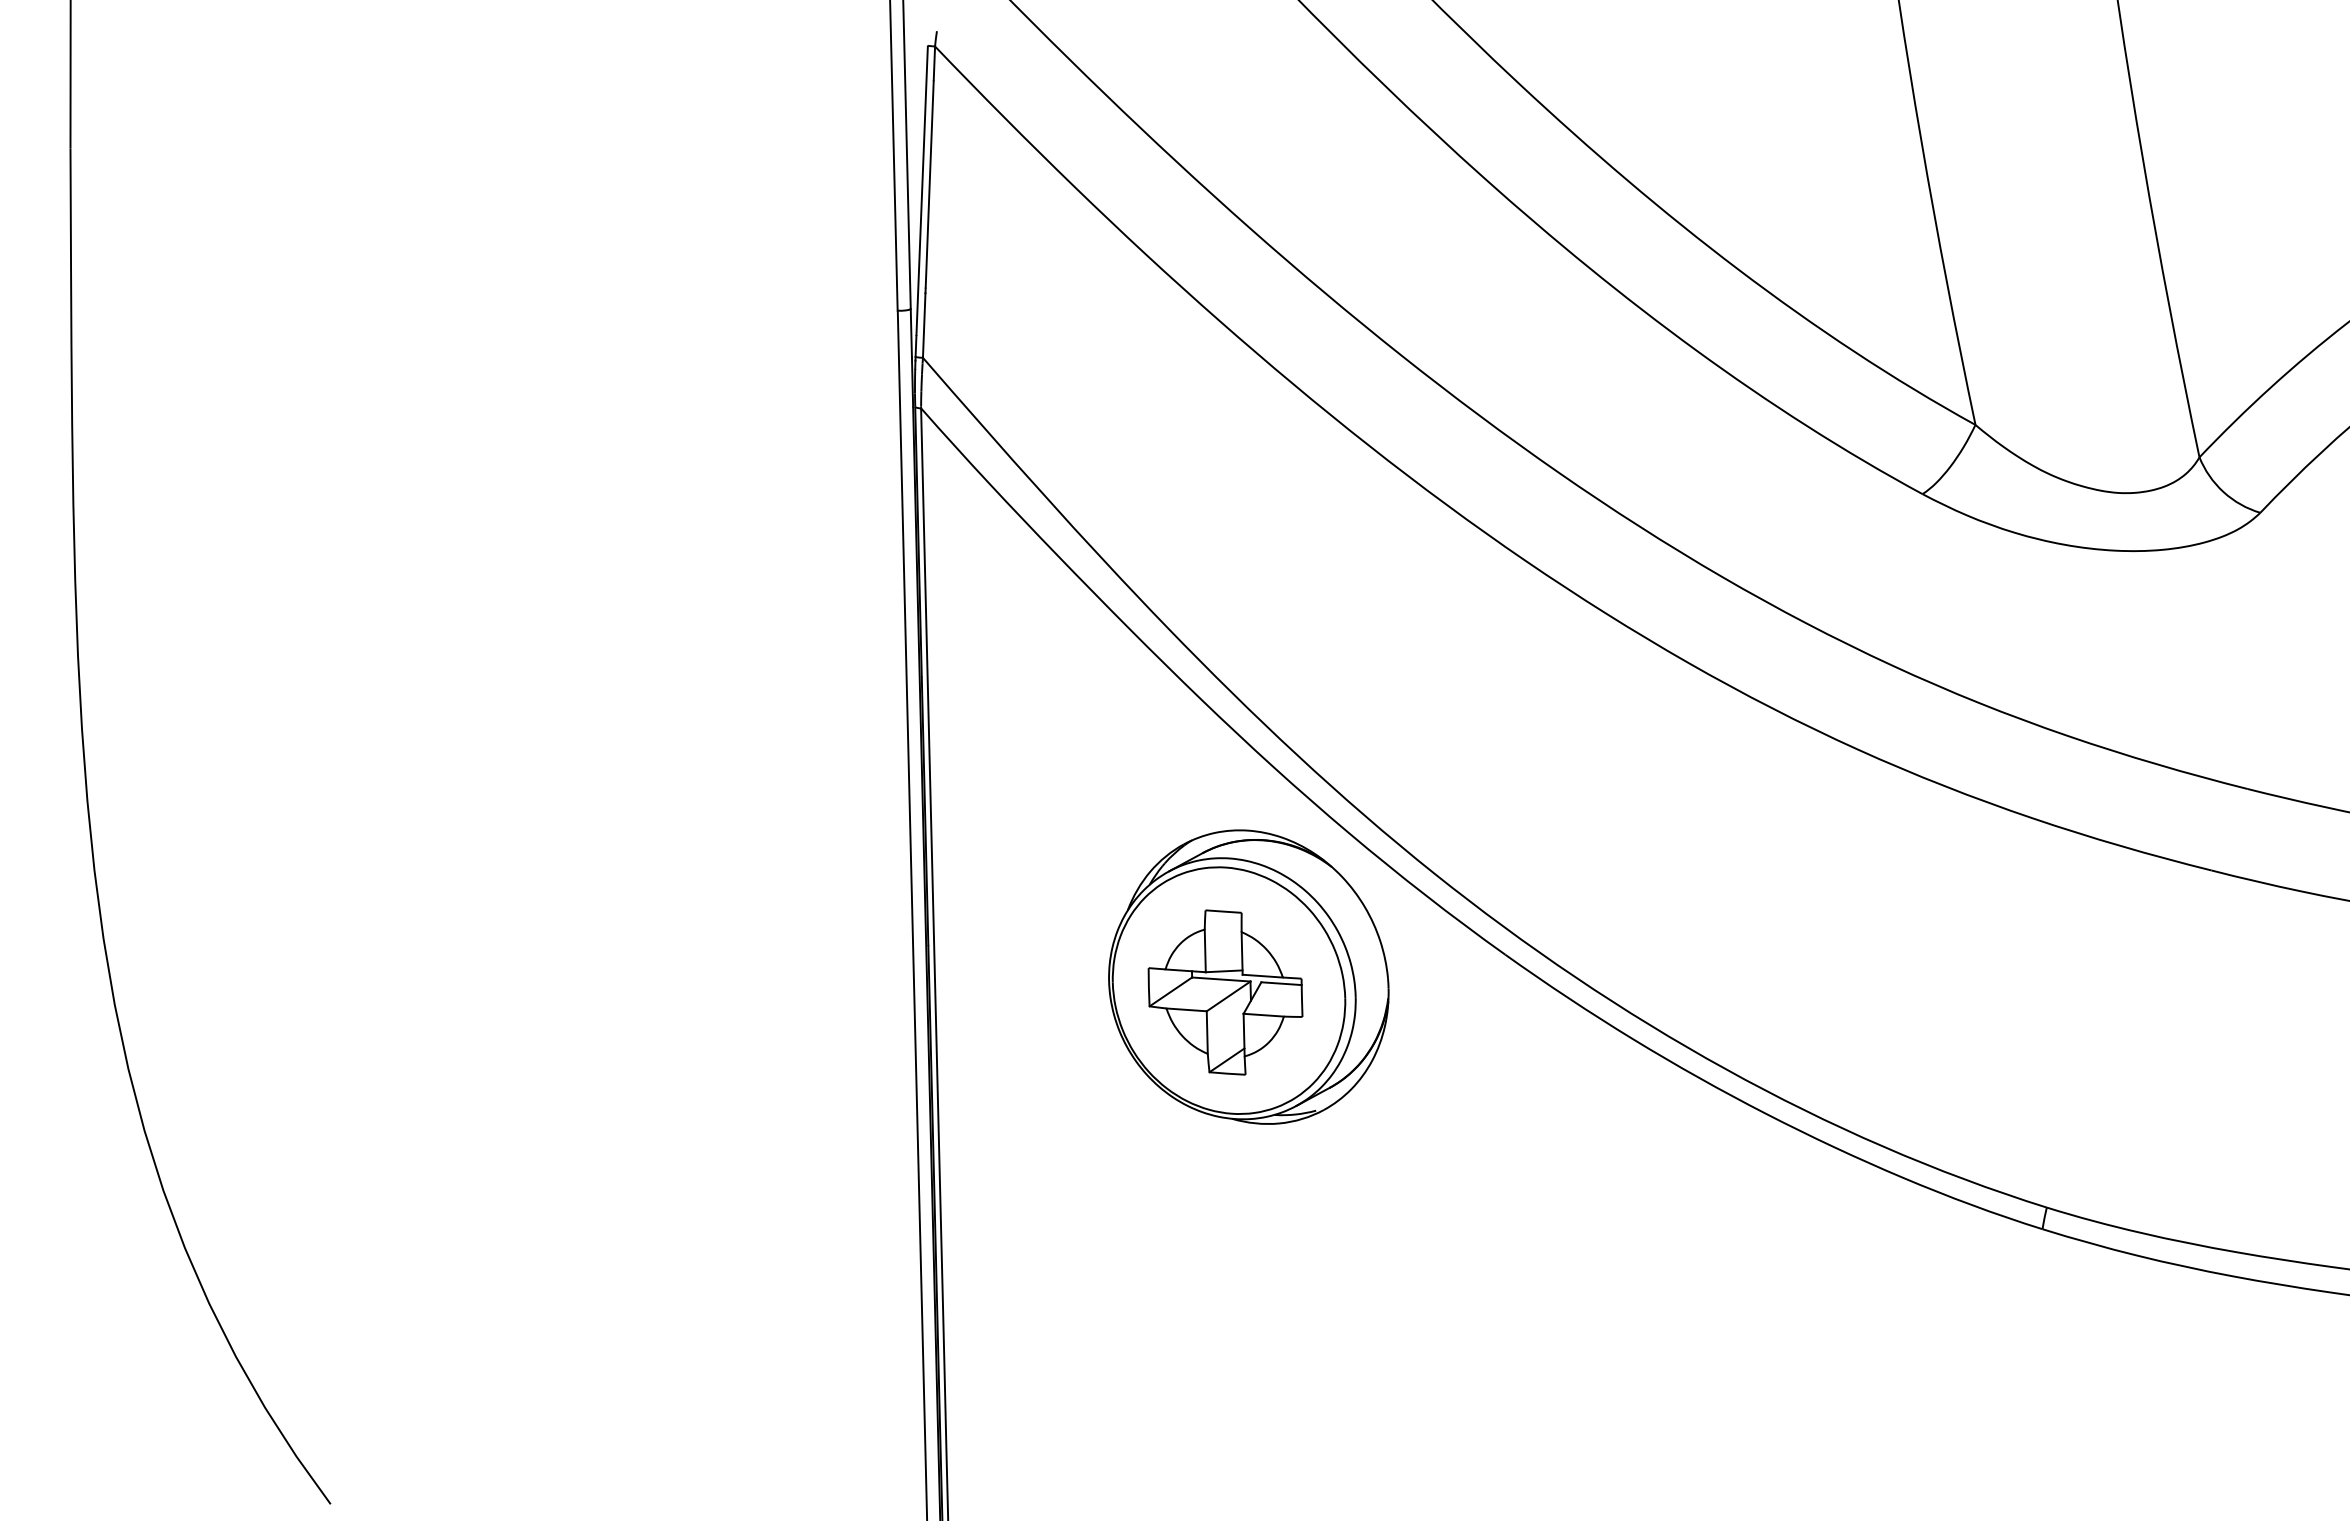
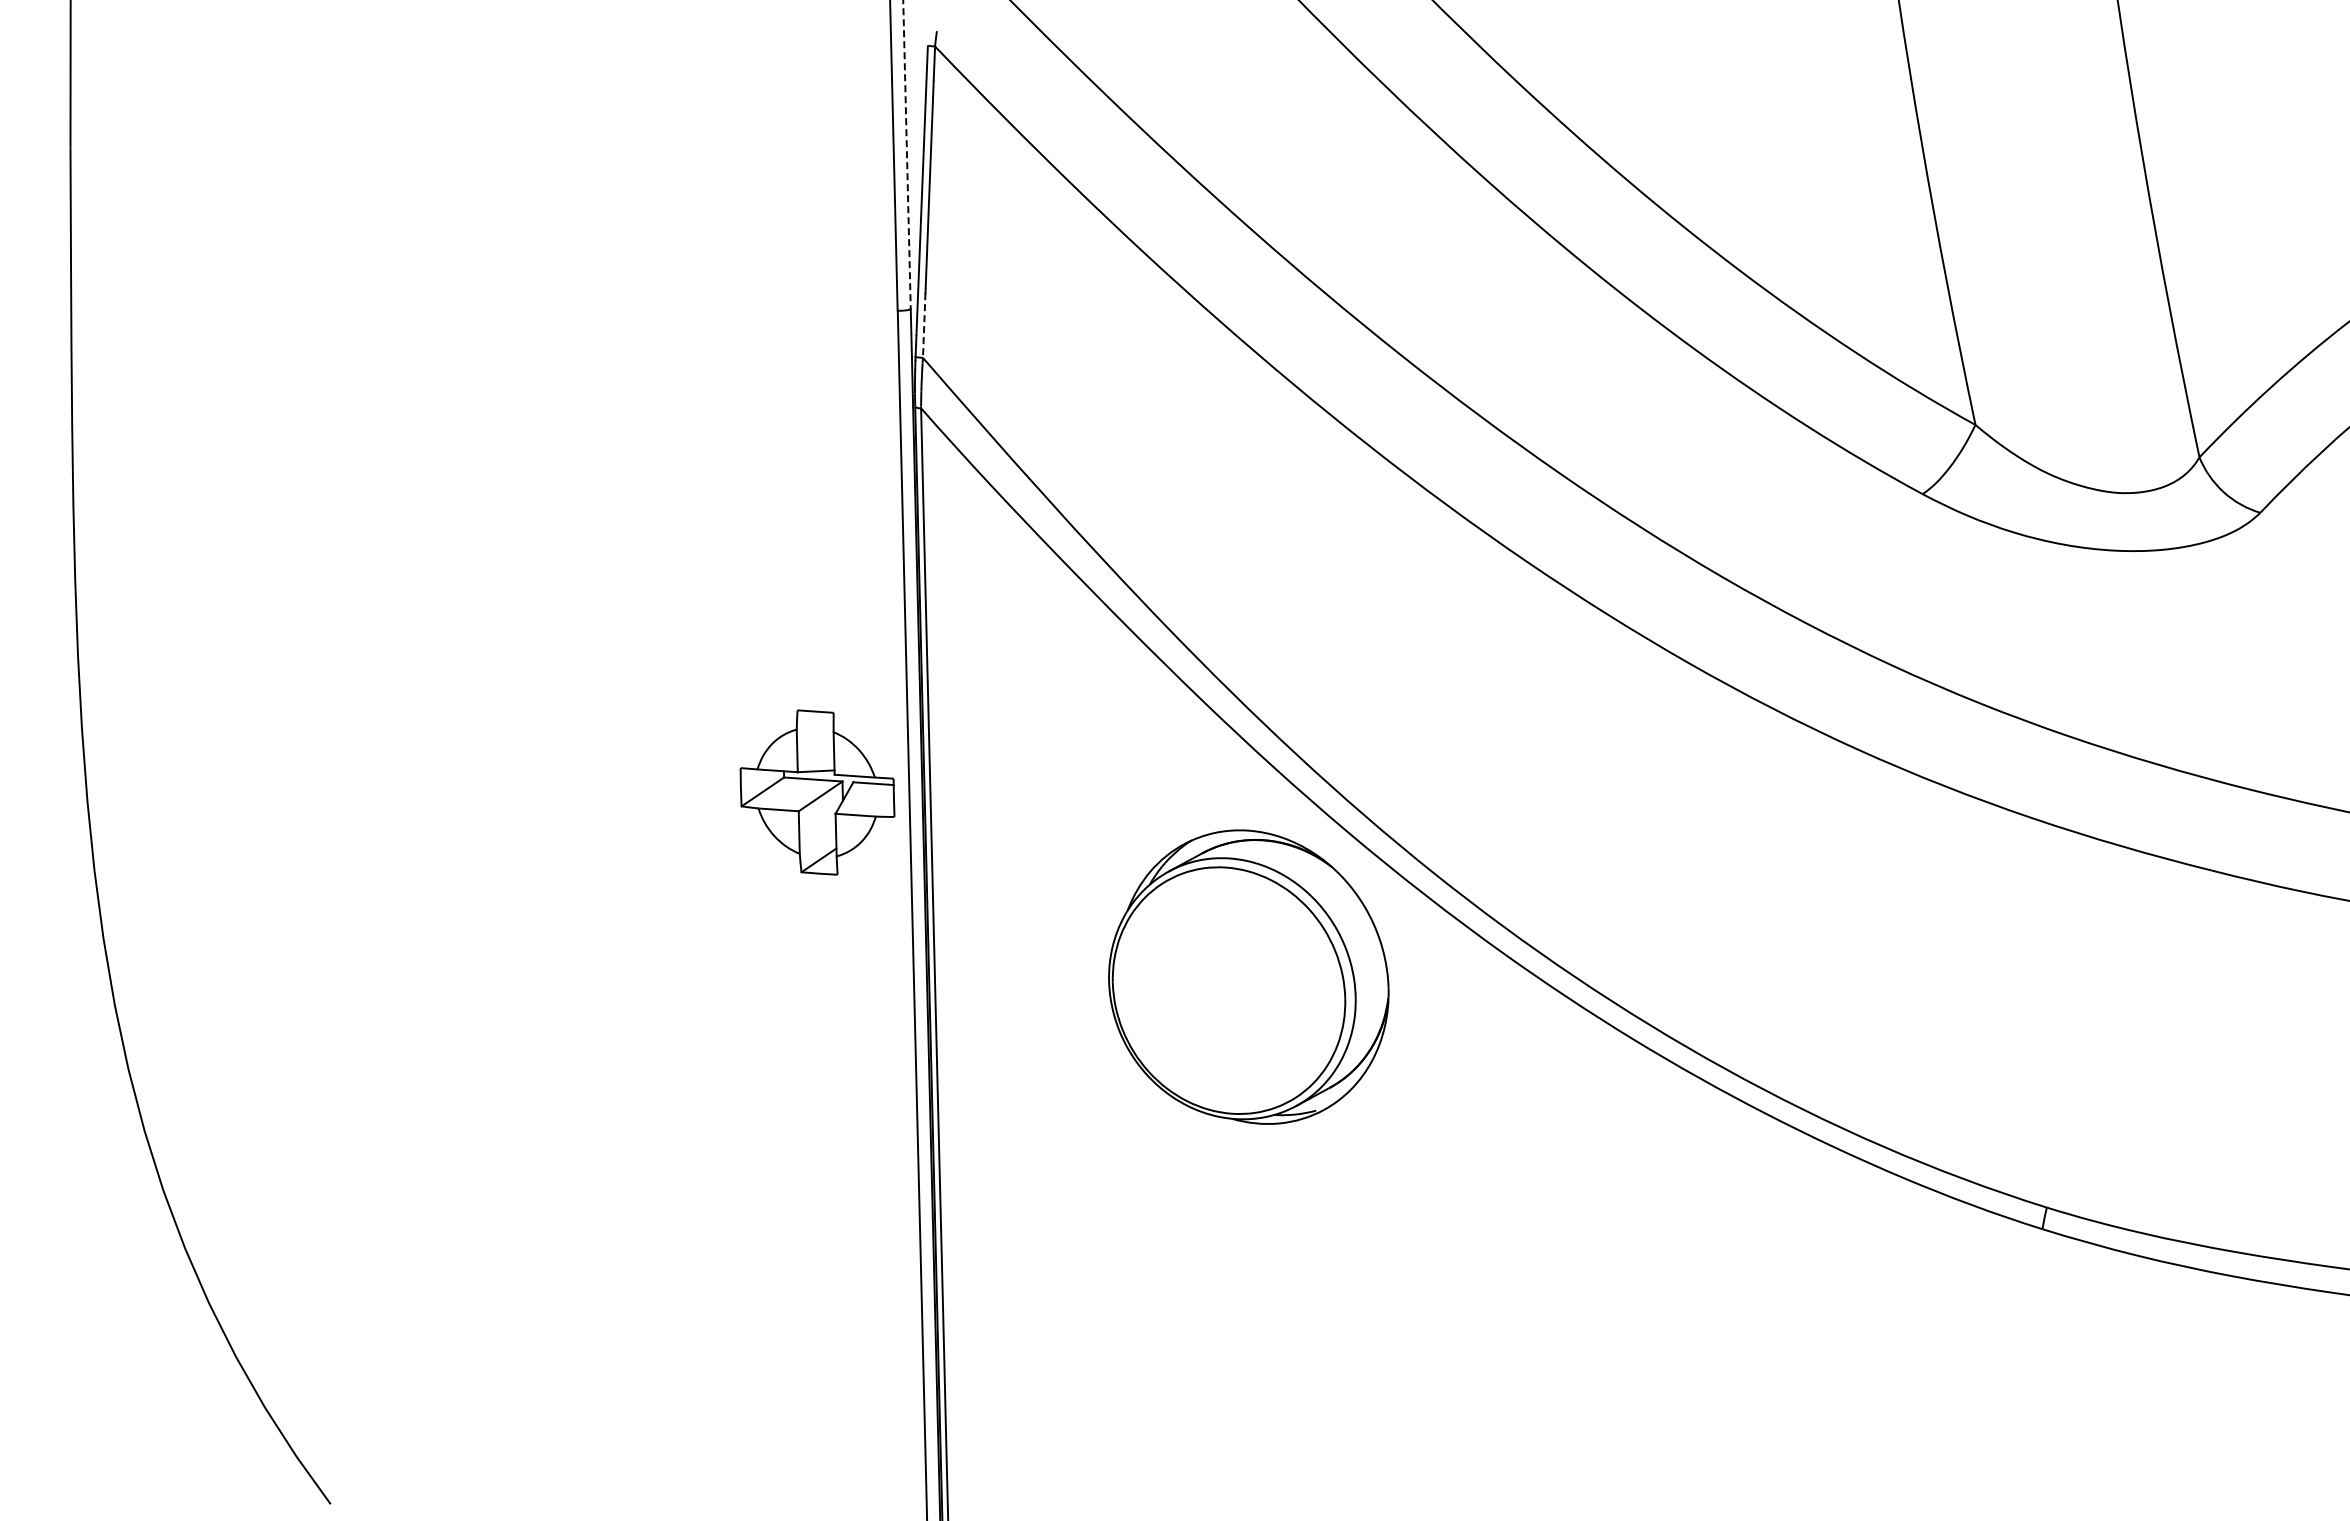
line: solid -> dashed (907, 155)
line: solid -> dashed (924, 326)
part position: (1225, 992) -> (817, 792) (817, 792)
